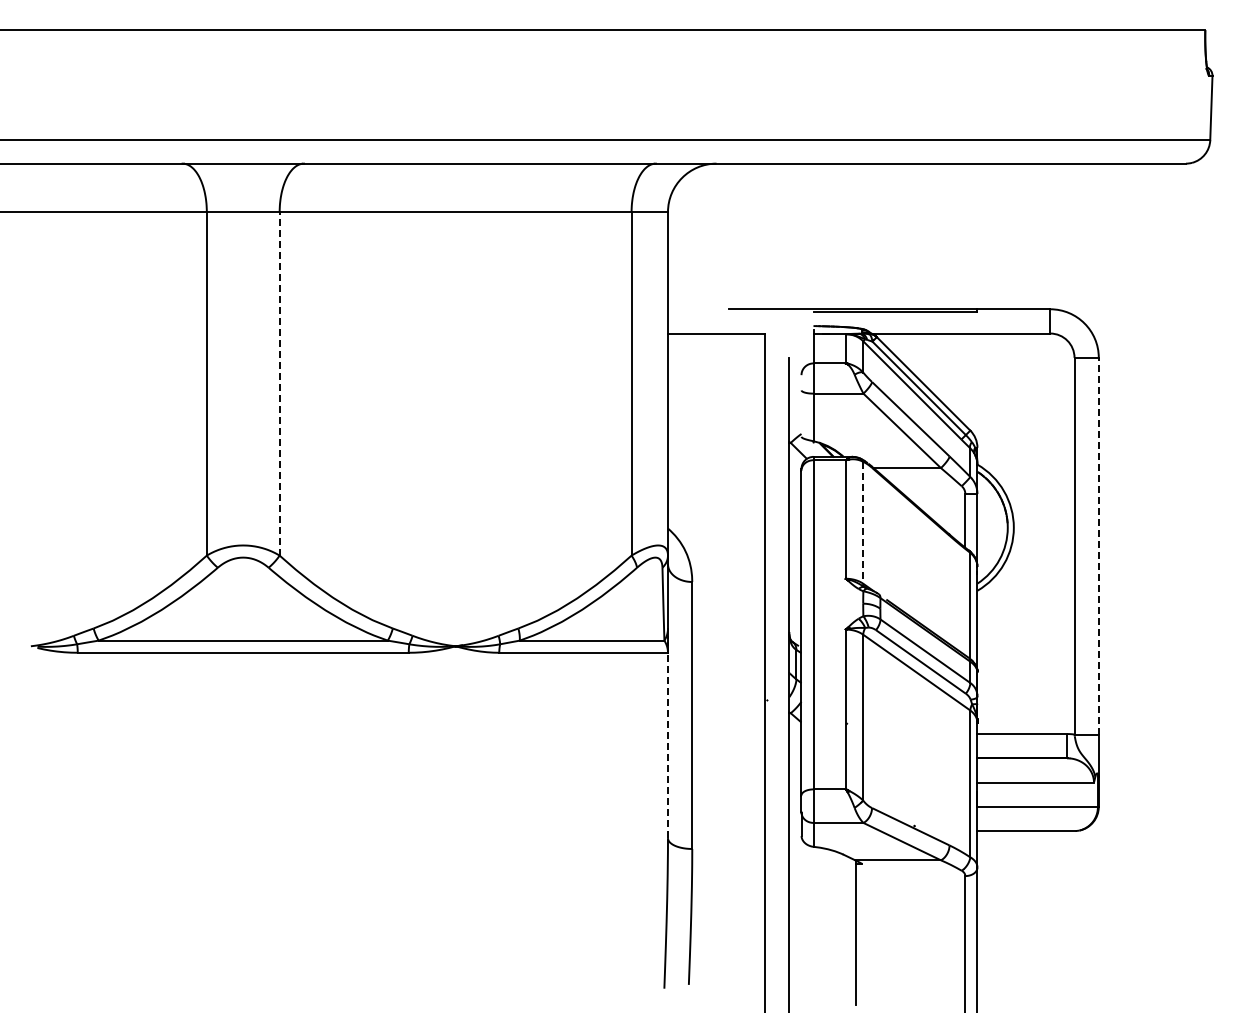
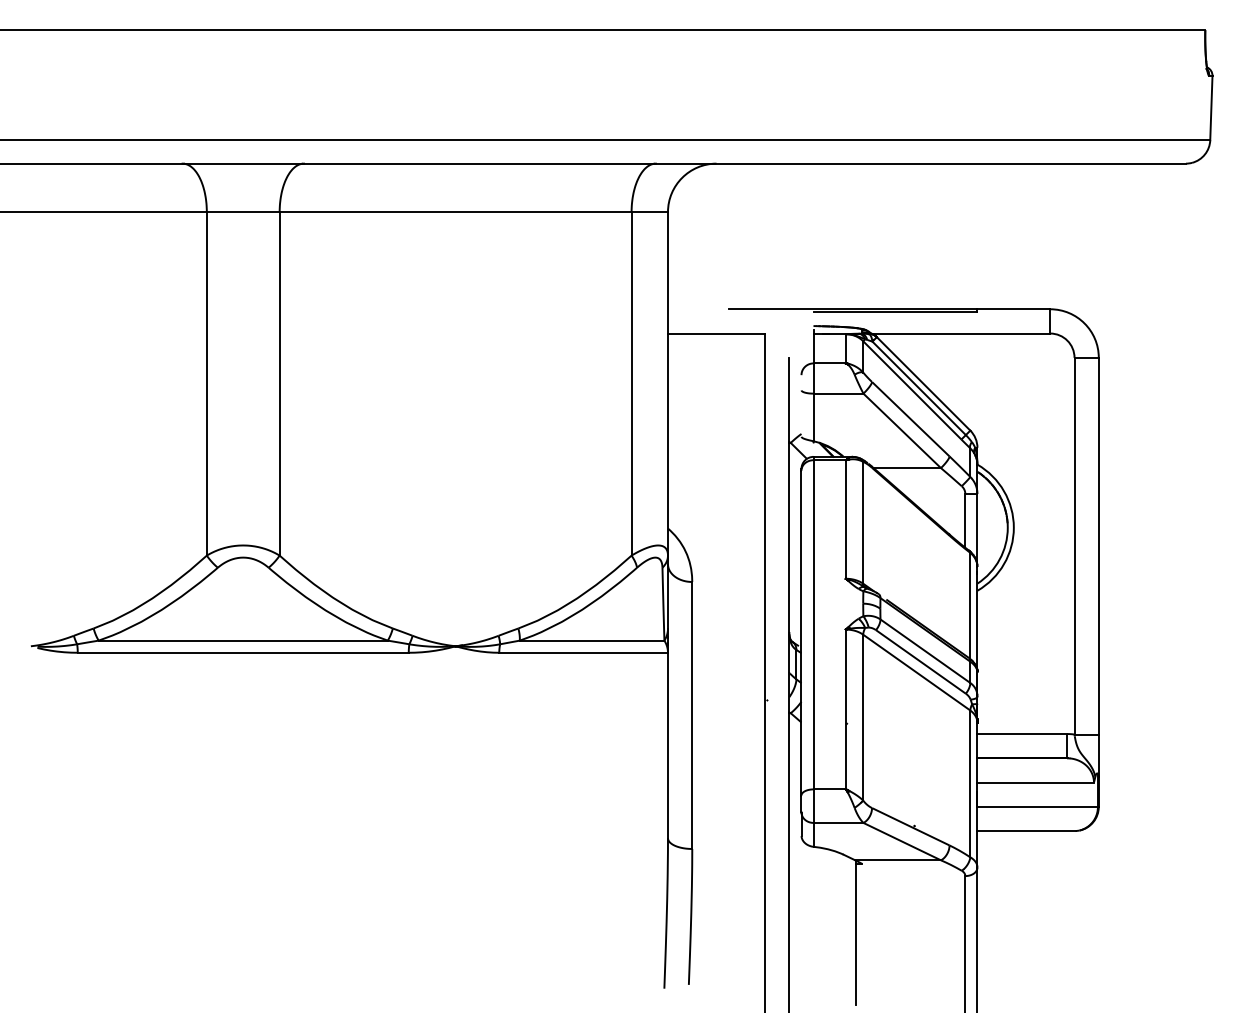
line: dashed -> solid (279, 383)
line: dashed -> solid (863, 522)
line: dashed -> solid (1098, 545)
line: dashed -> solid (667, 745)
